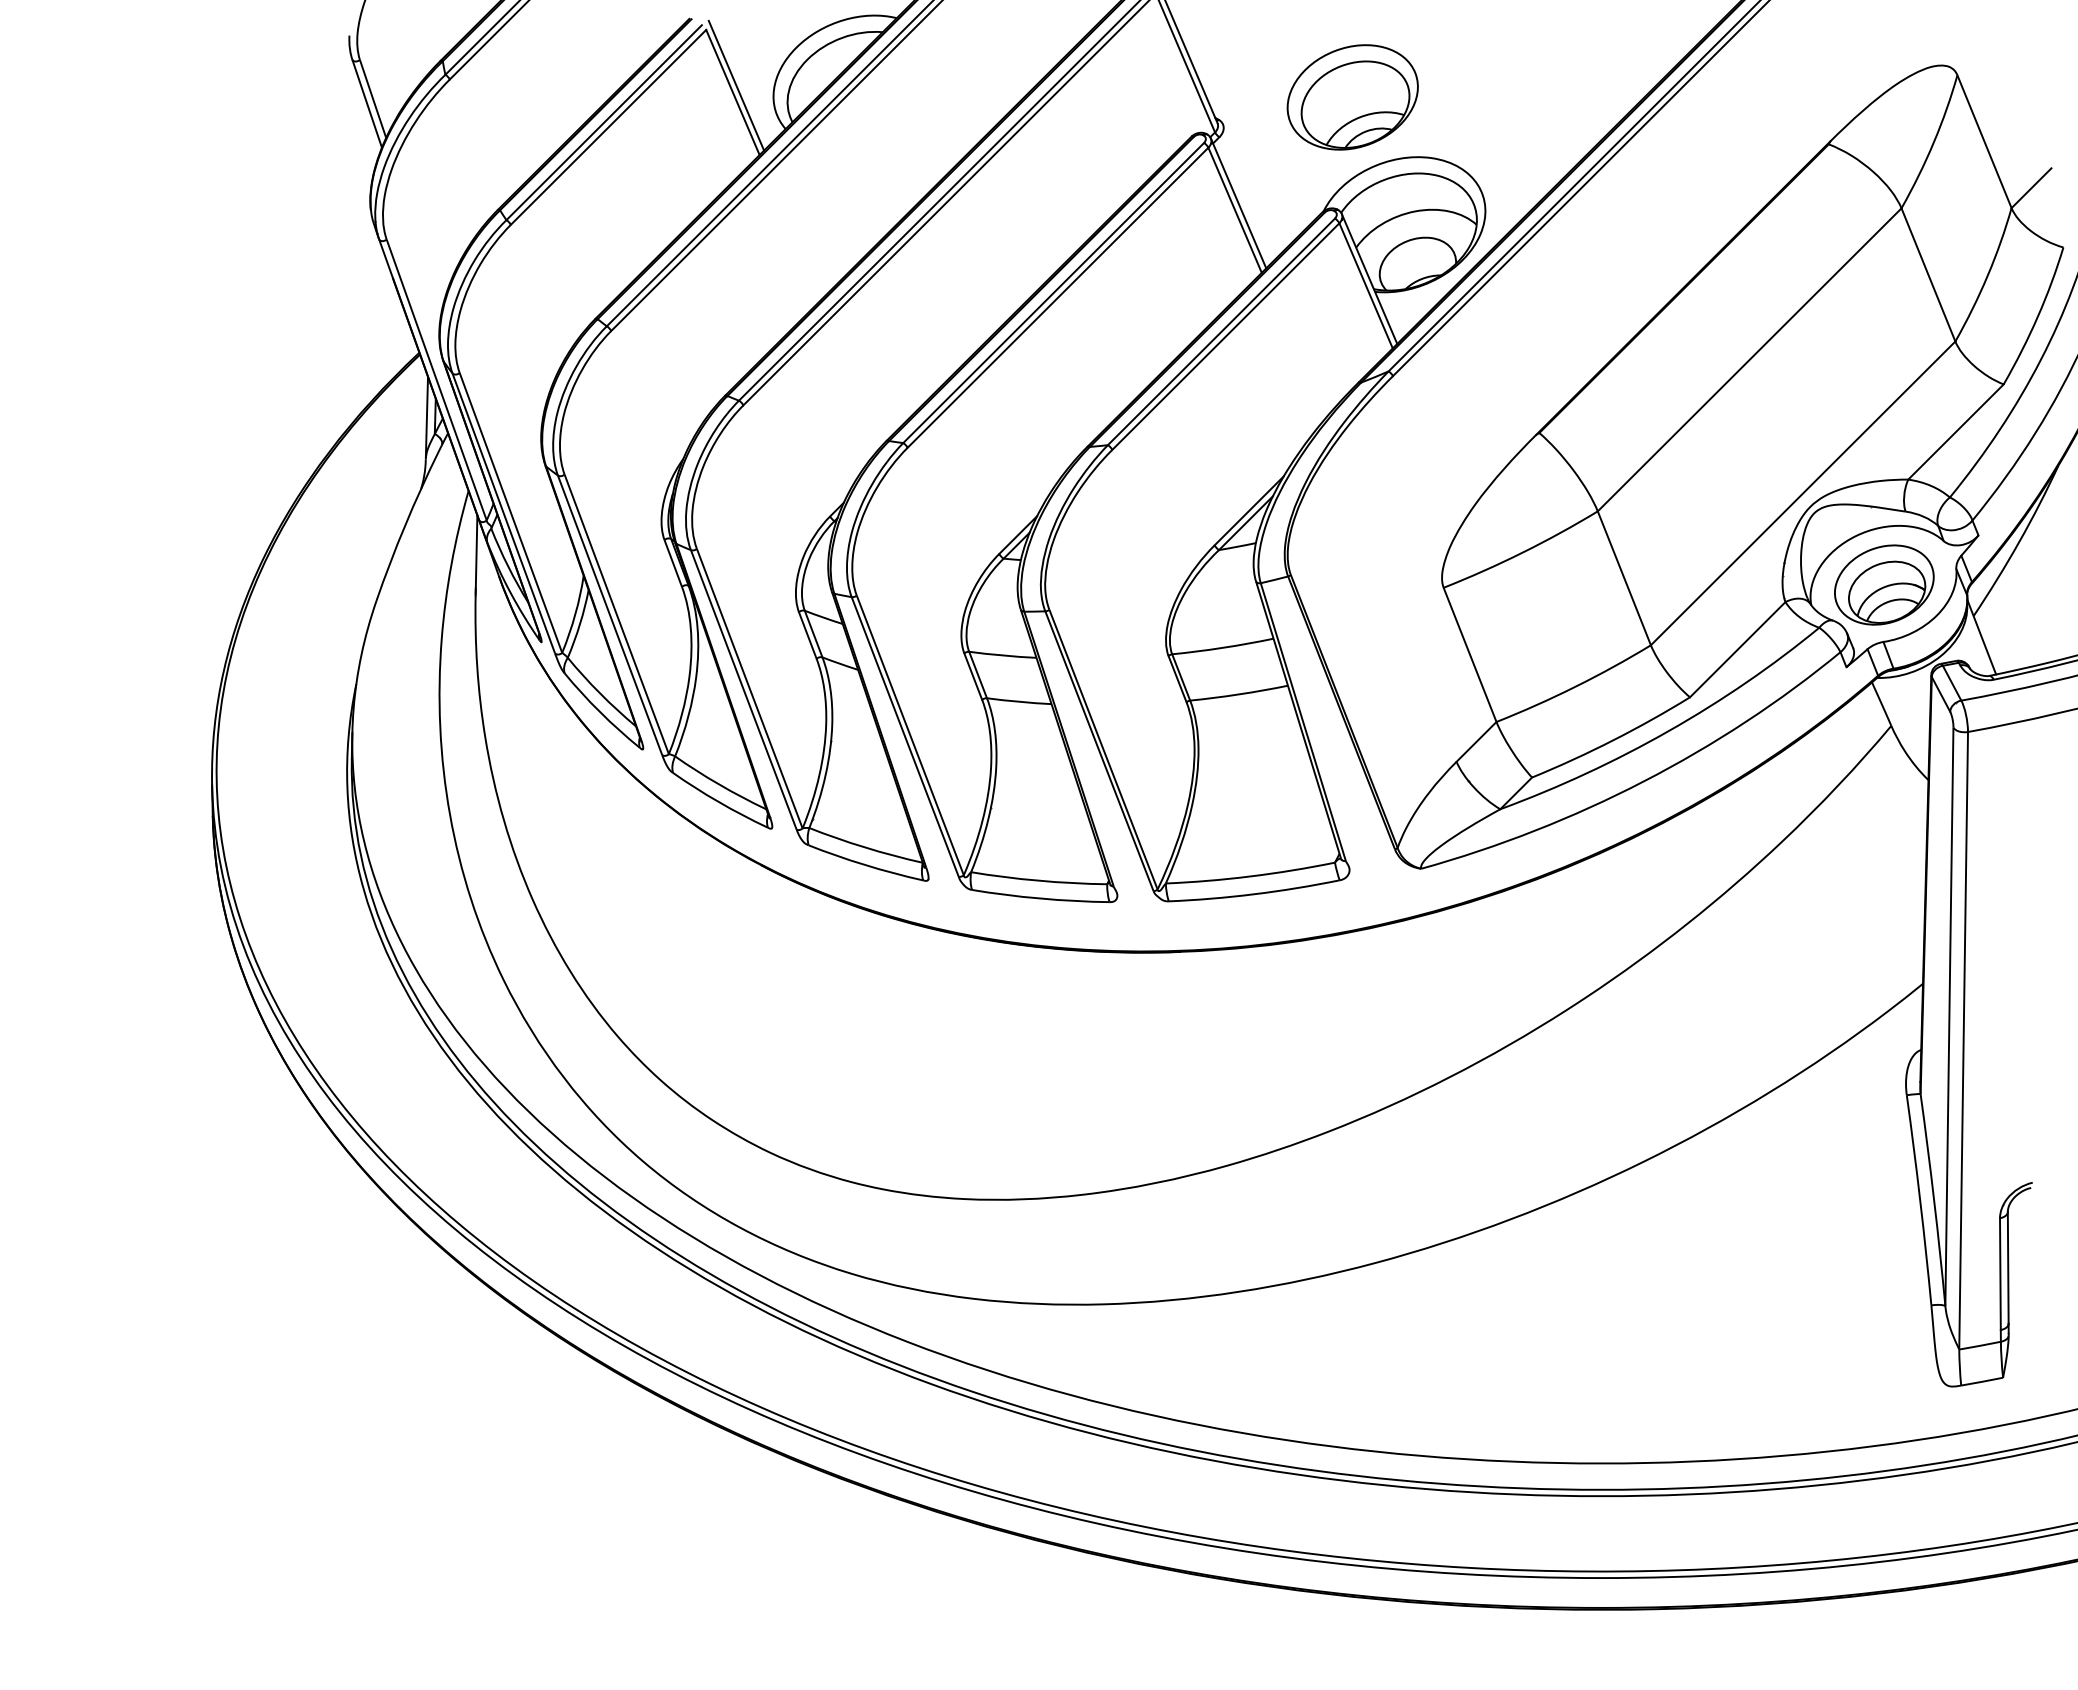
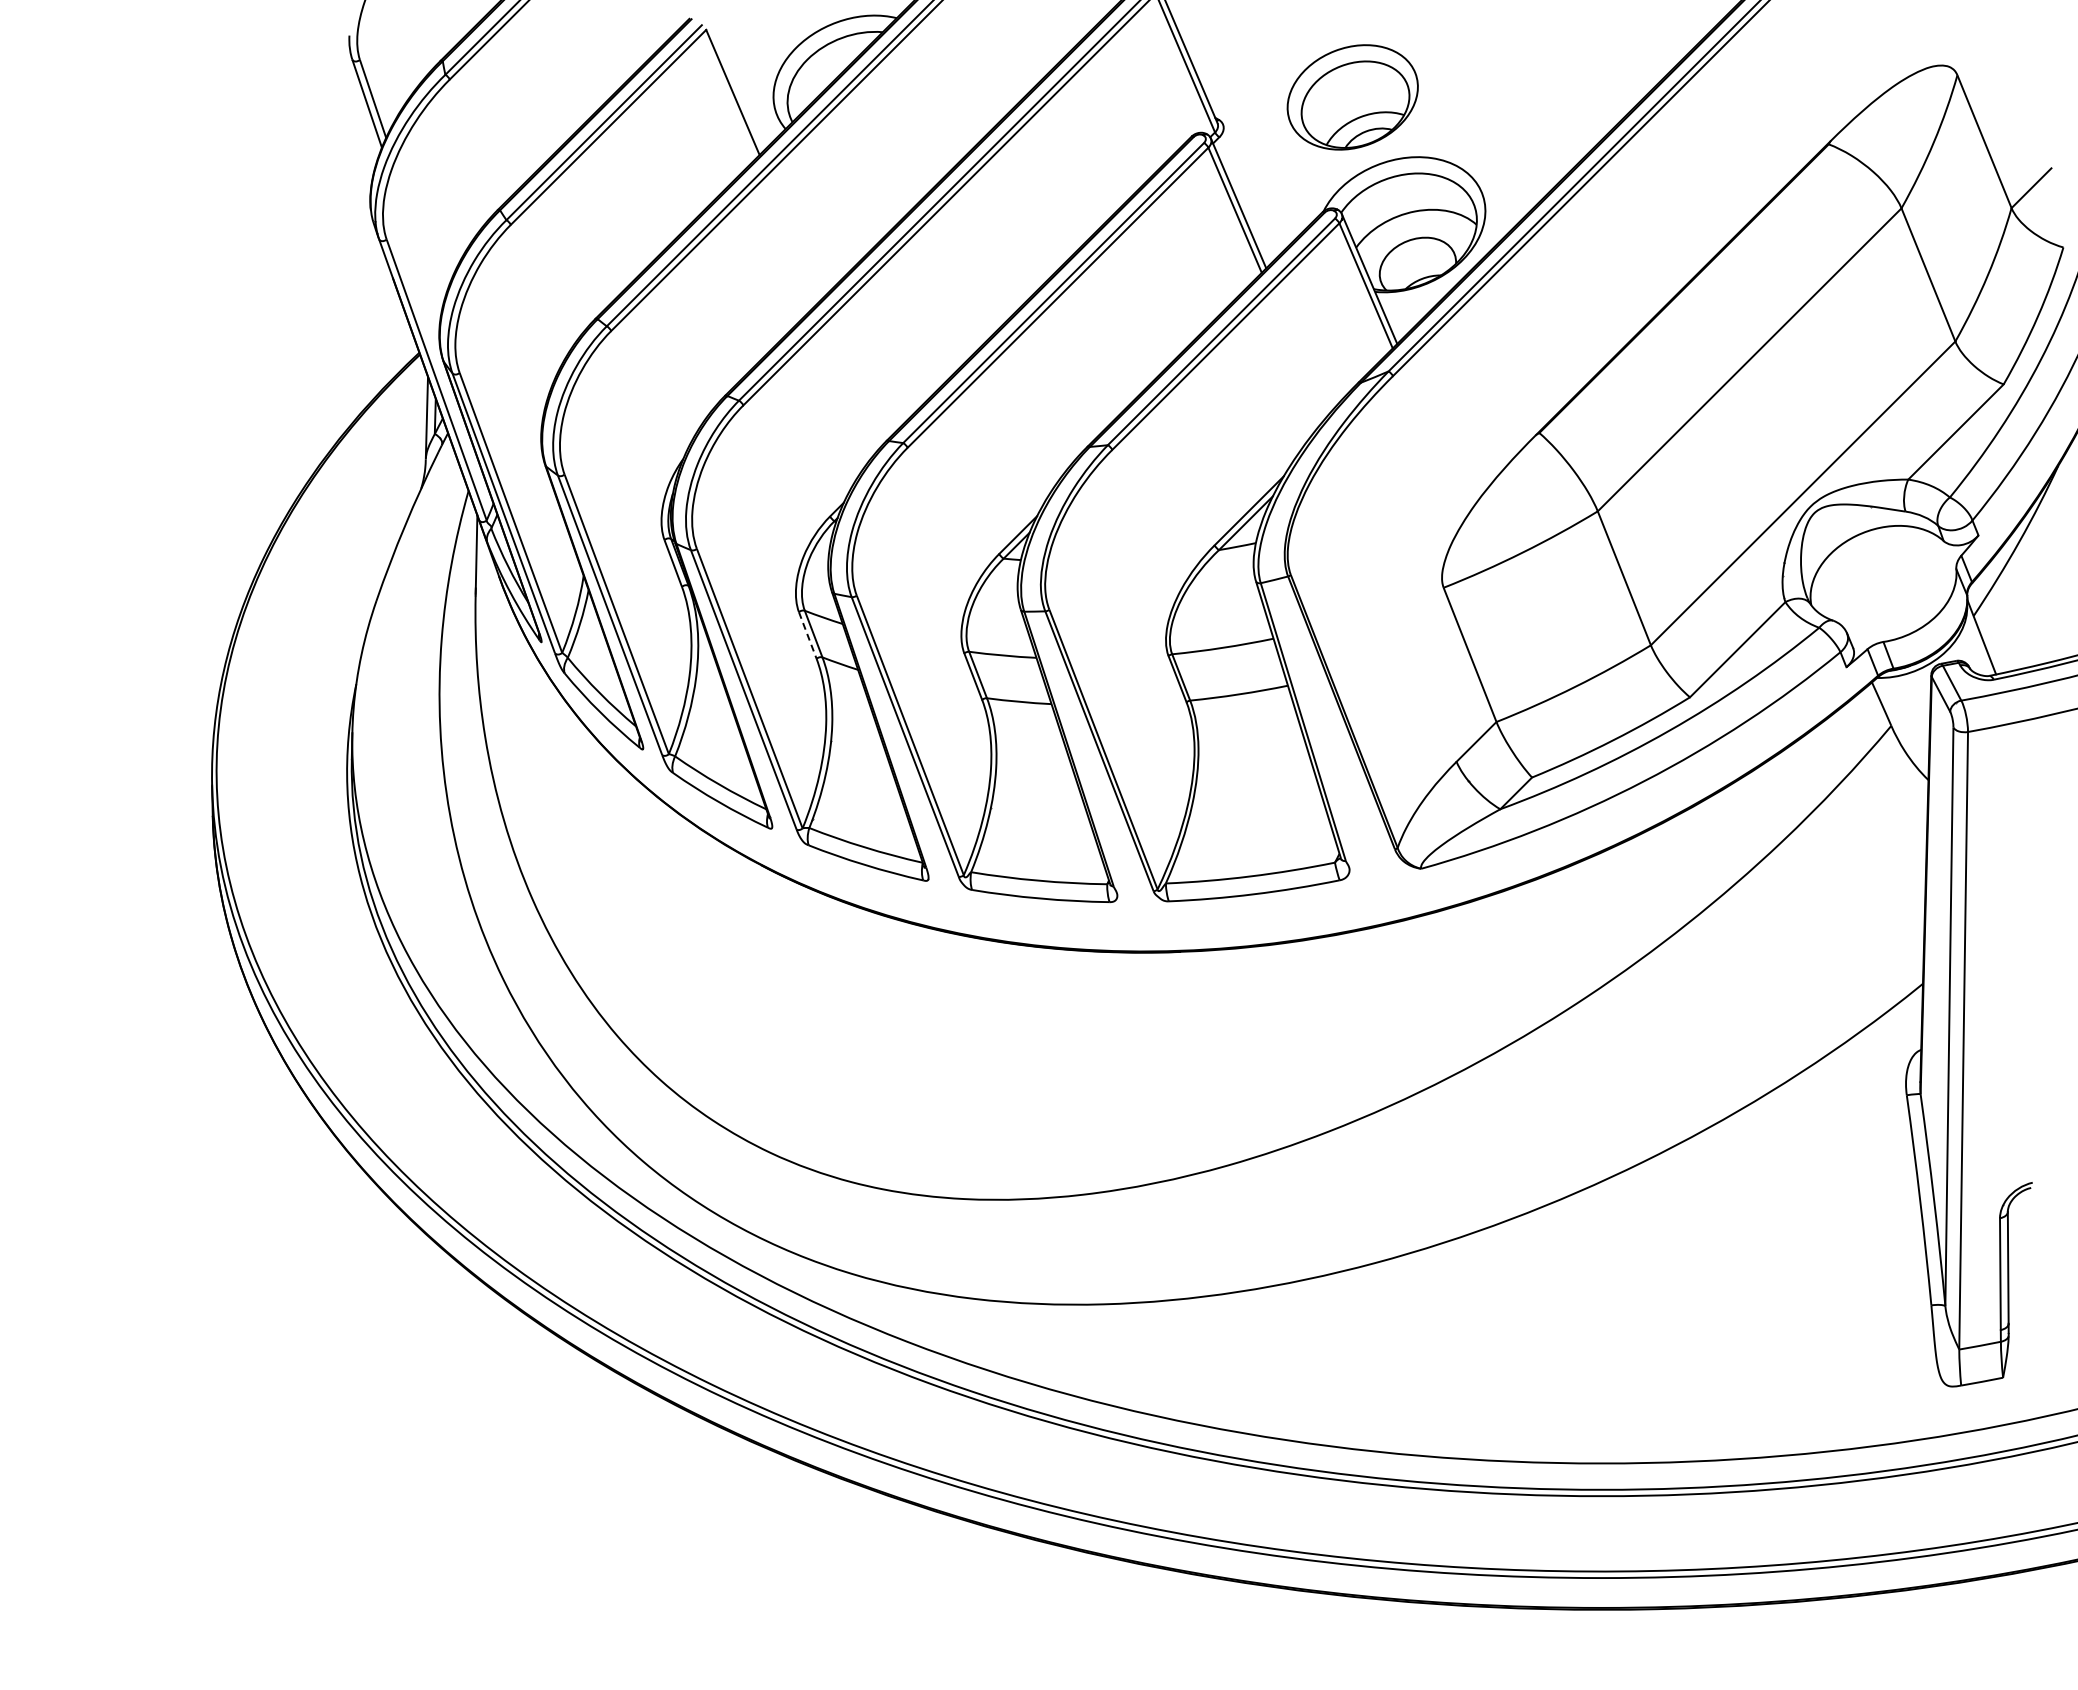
line: present -> none (736, 85)
part: present -> none (1884, 584)
line: solid -> dashed (807, 635)
